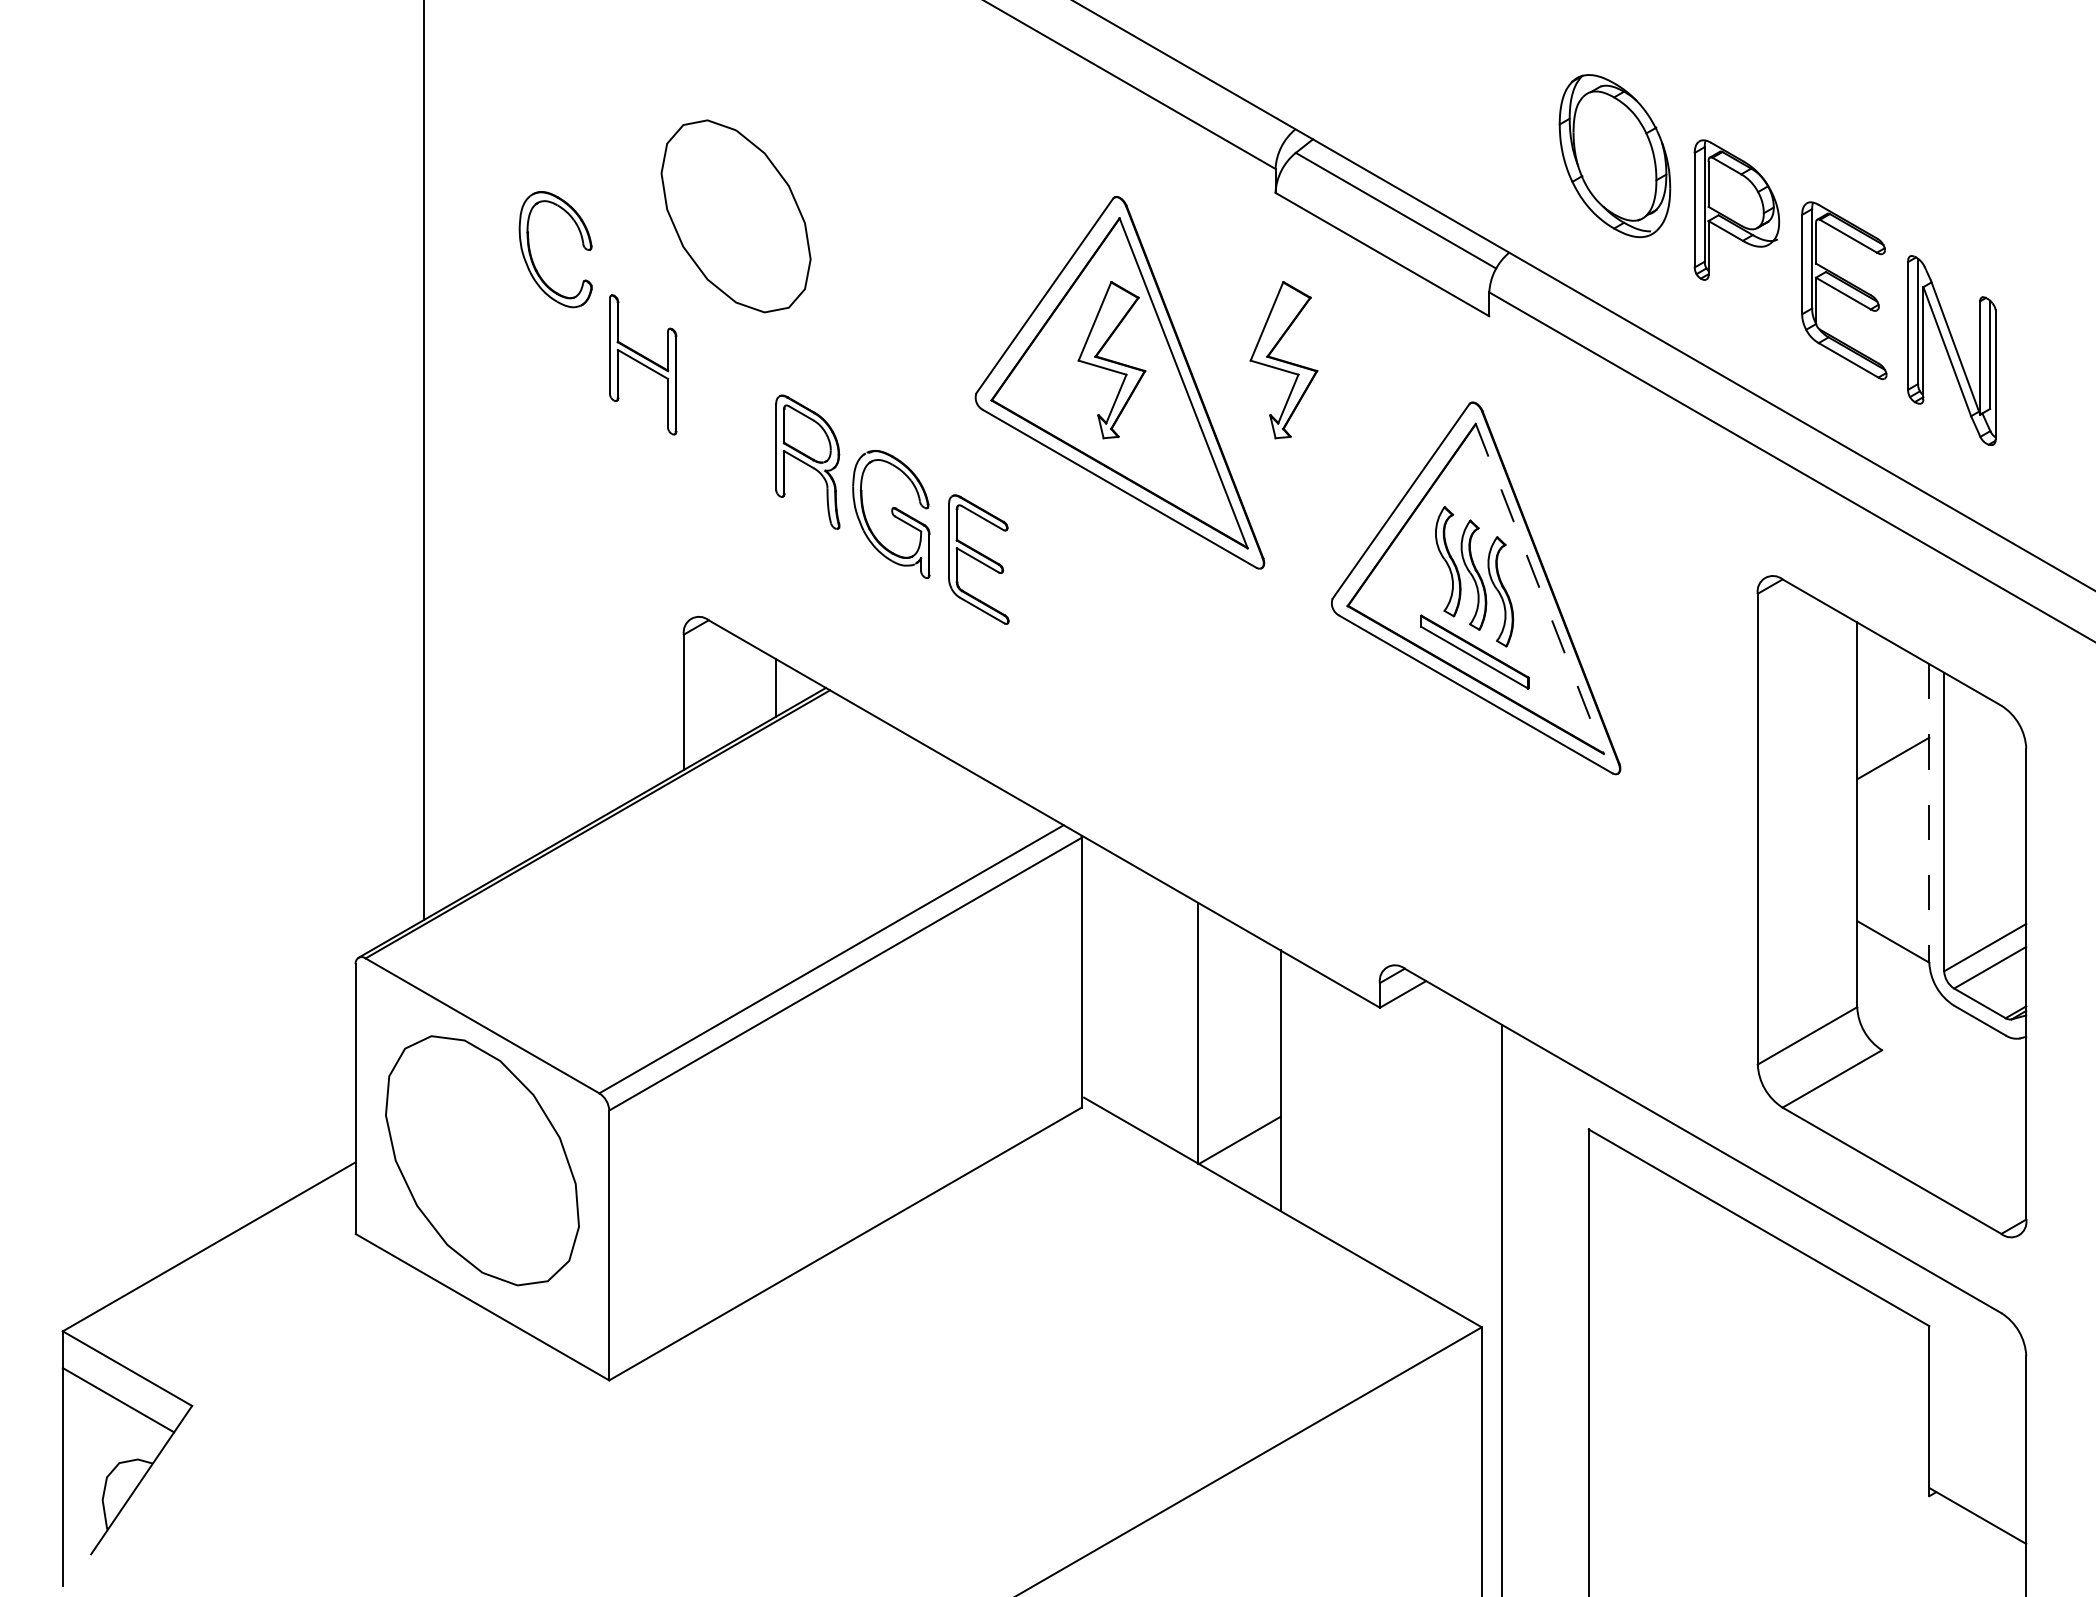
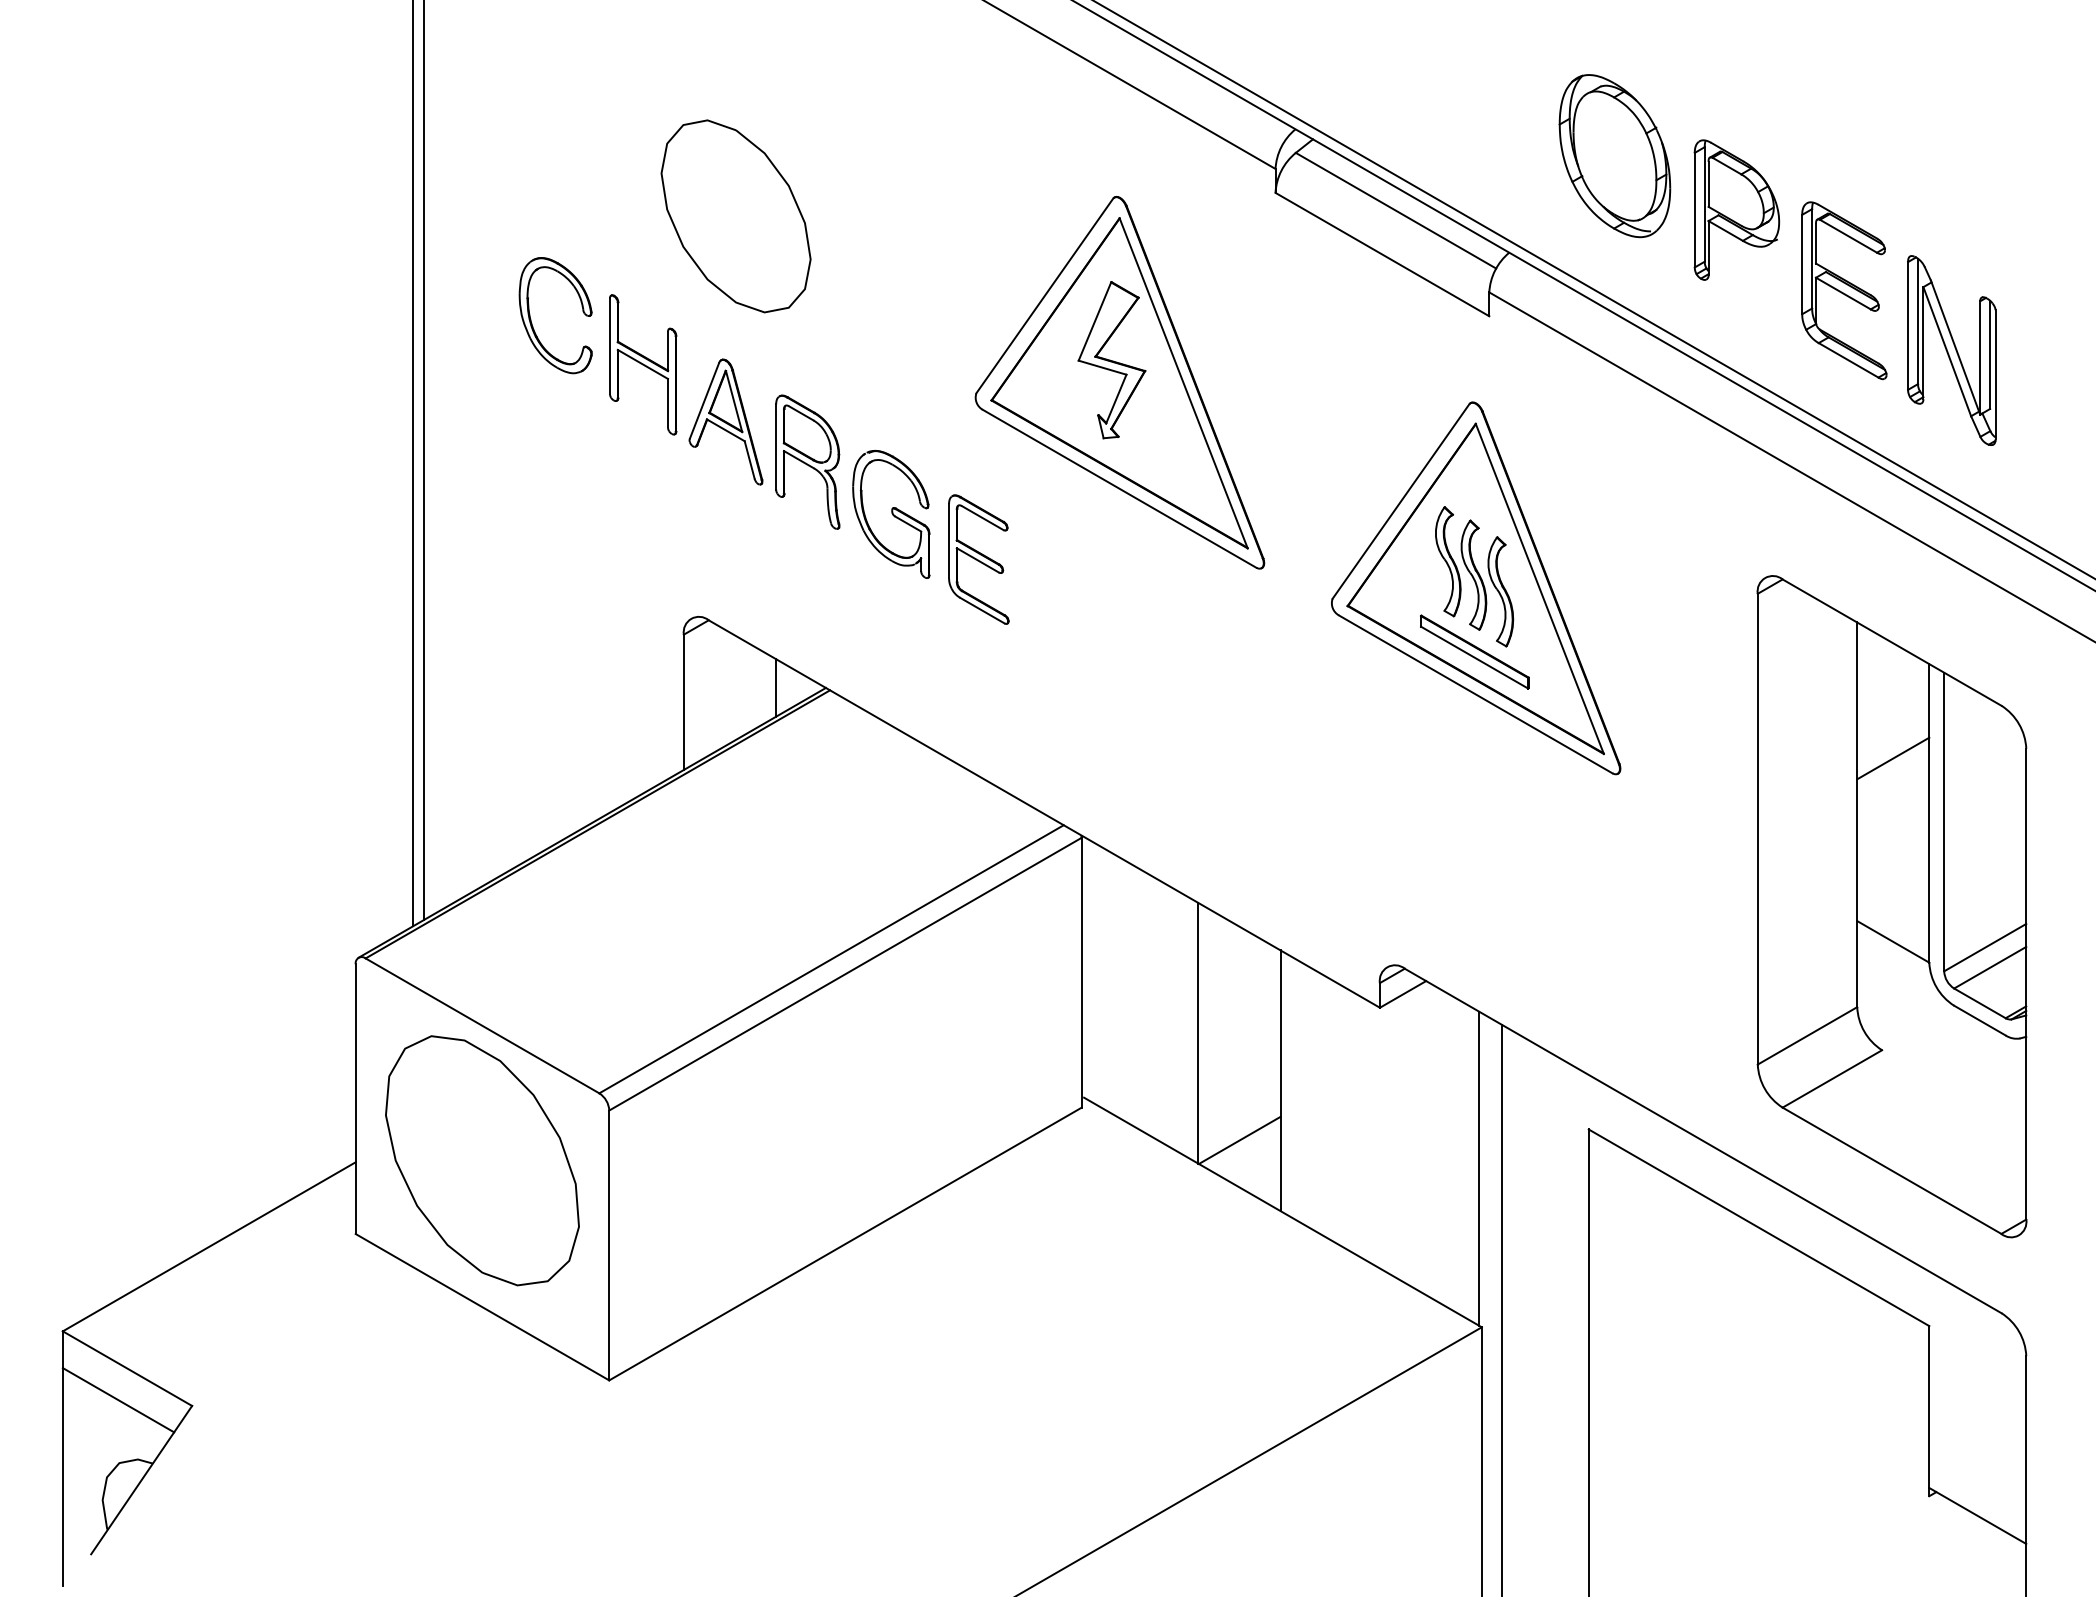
part position: (531, 253) -> (531, 319) (531, 319)
line: none -> present (1594, 289)
part: present -> none (1283, 360)
part: none -> present (725, 421)
line: none -> present (413, 464)
line: dashed -> solid (1540, 589)
line: dashed -> solid (1929, 813)
line: none -> present (1479, 1168)
